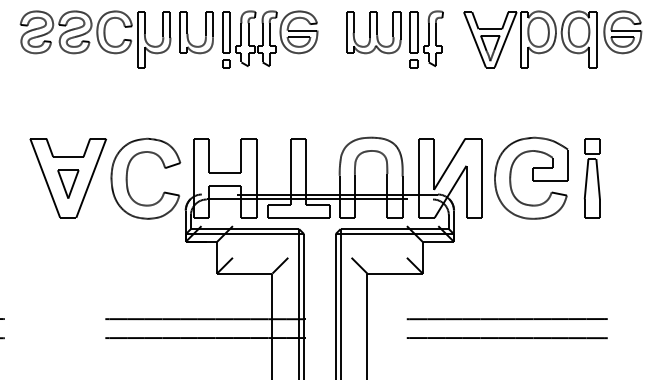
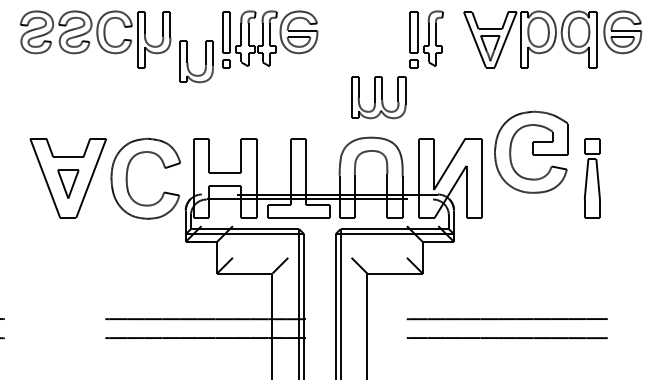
part position: (373, 32) -> (378, 97) (378, 97)
part position: (188, 34) -> (188, 63) (188, 63)
part position: (531, 177) -> (531, 151) (531, 151)
